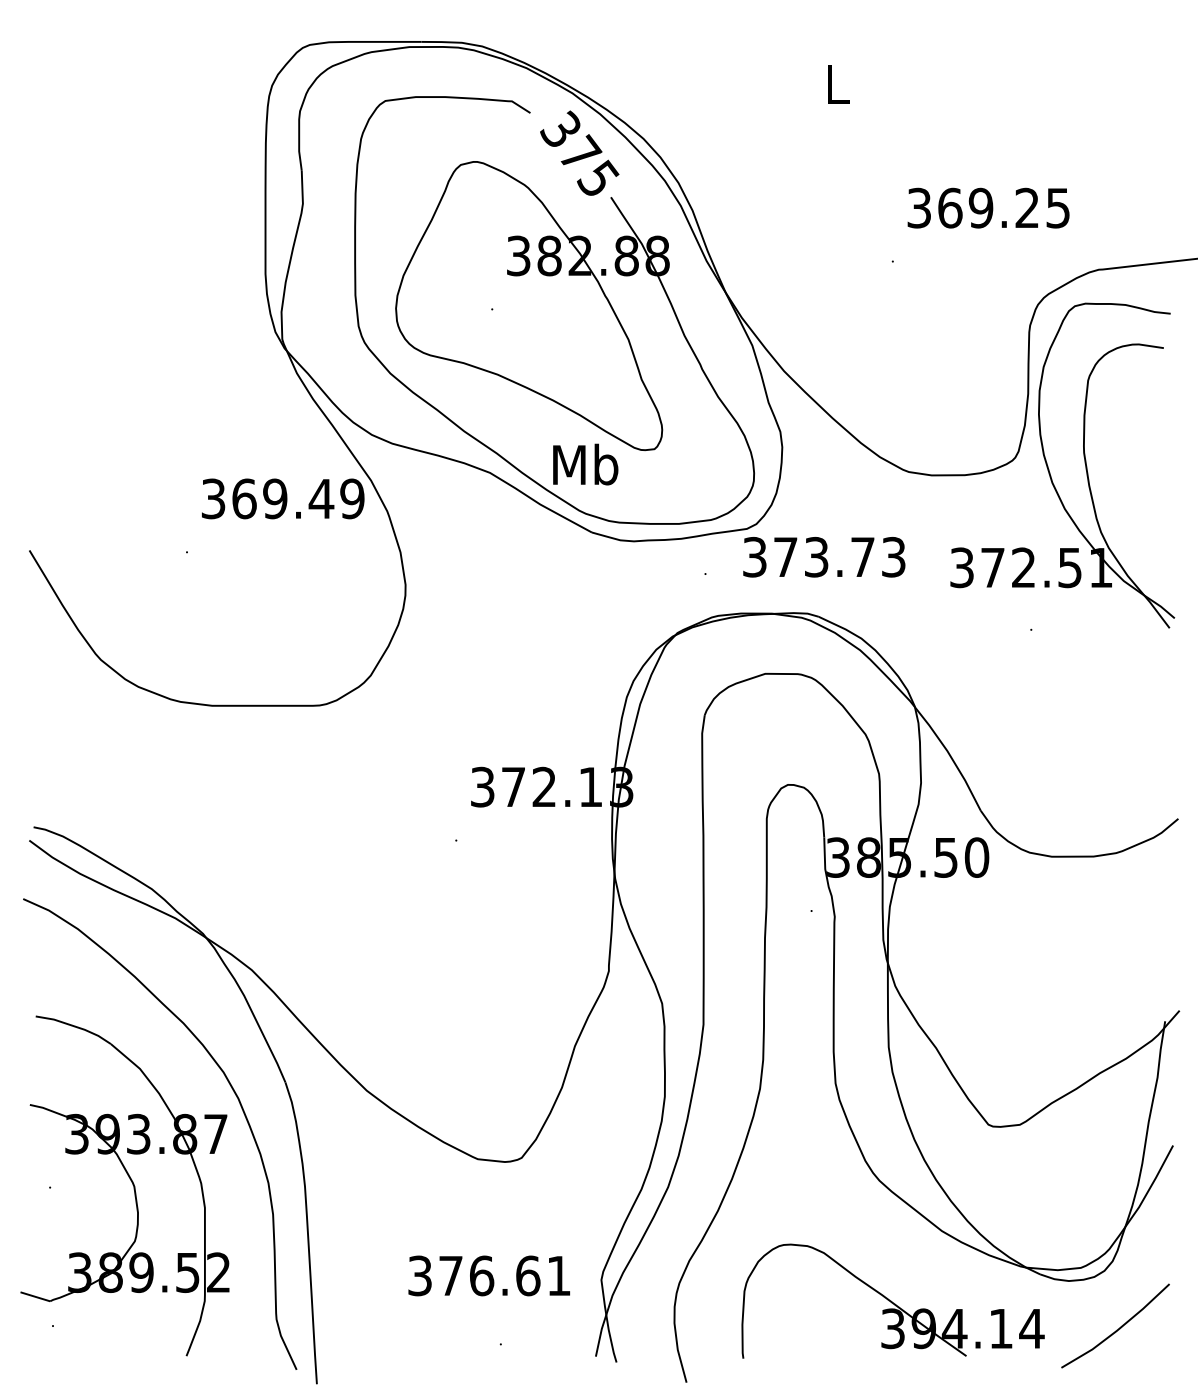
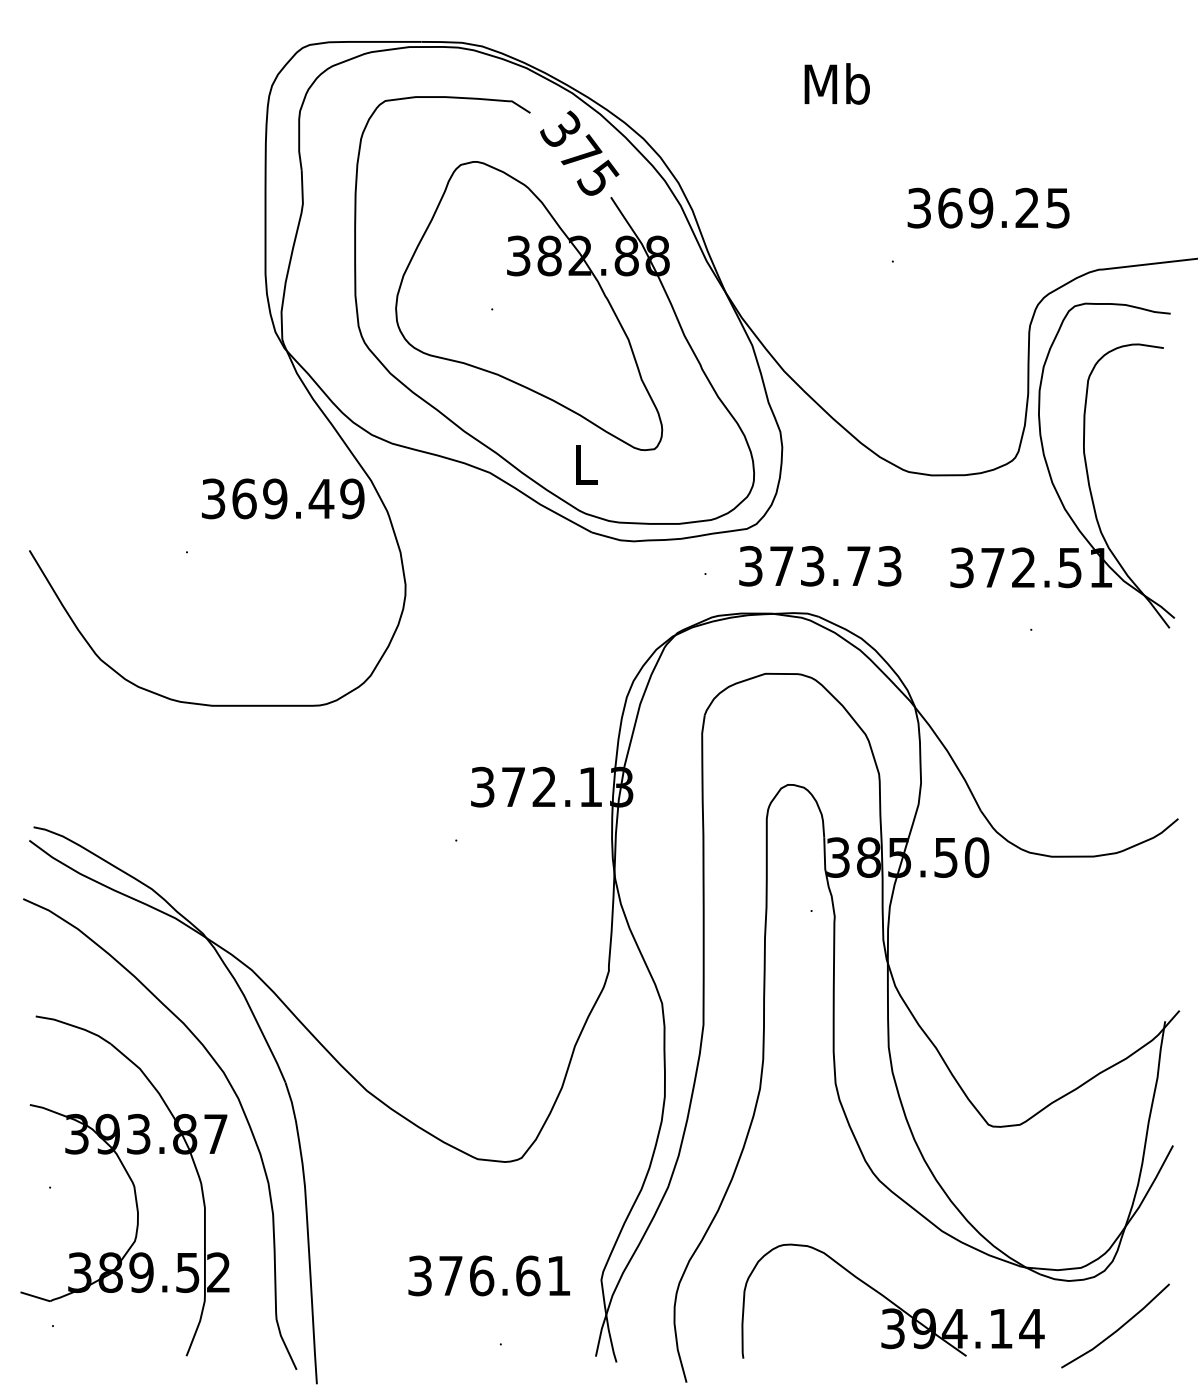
text: L -> Mb (836, 83)
text: Mb -> L (585, 464)
text position: (824, 557) -> (820, 566) (820, 566)
